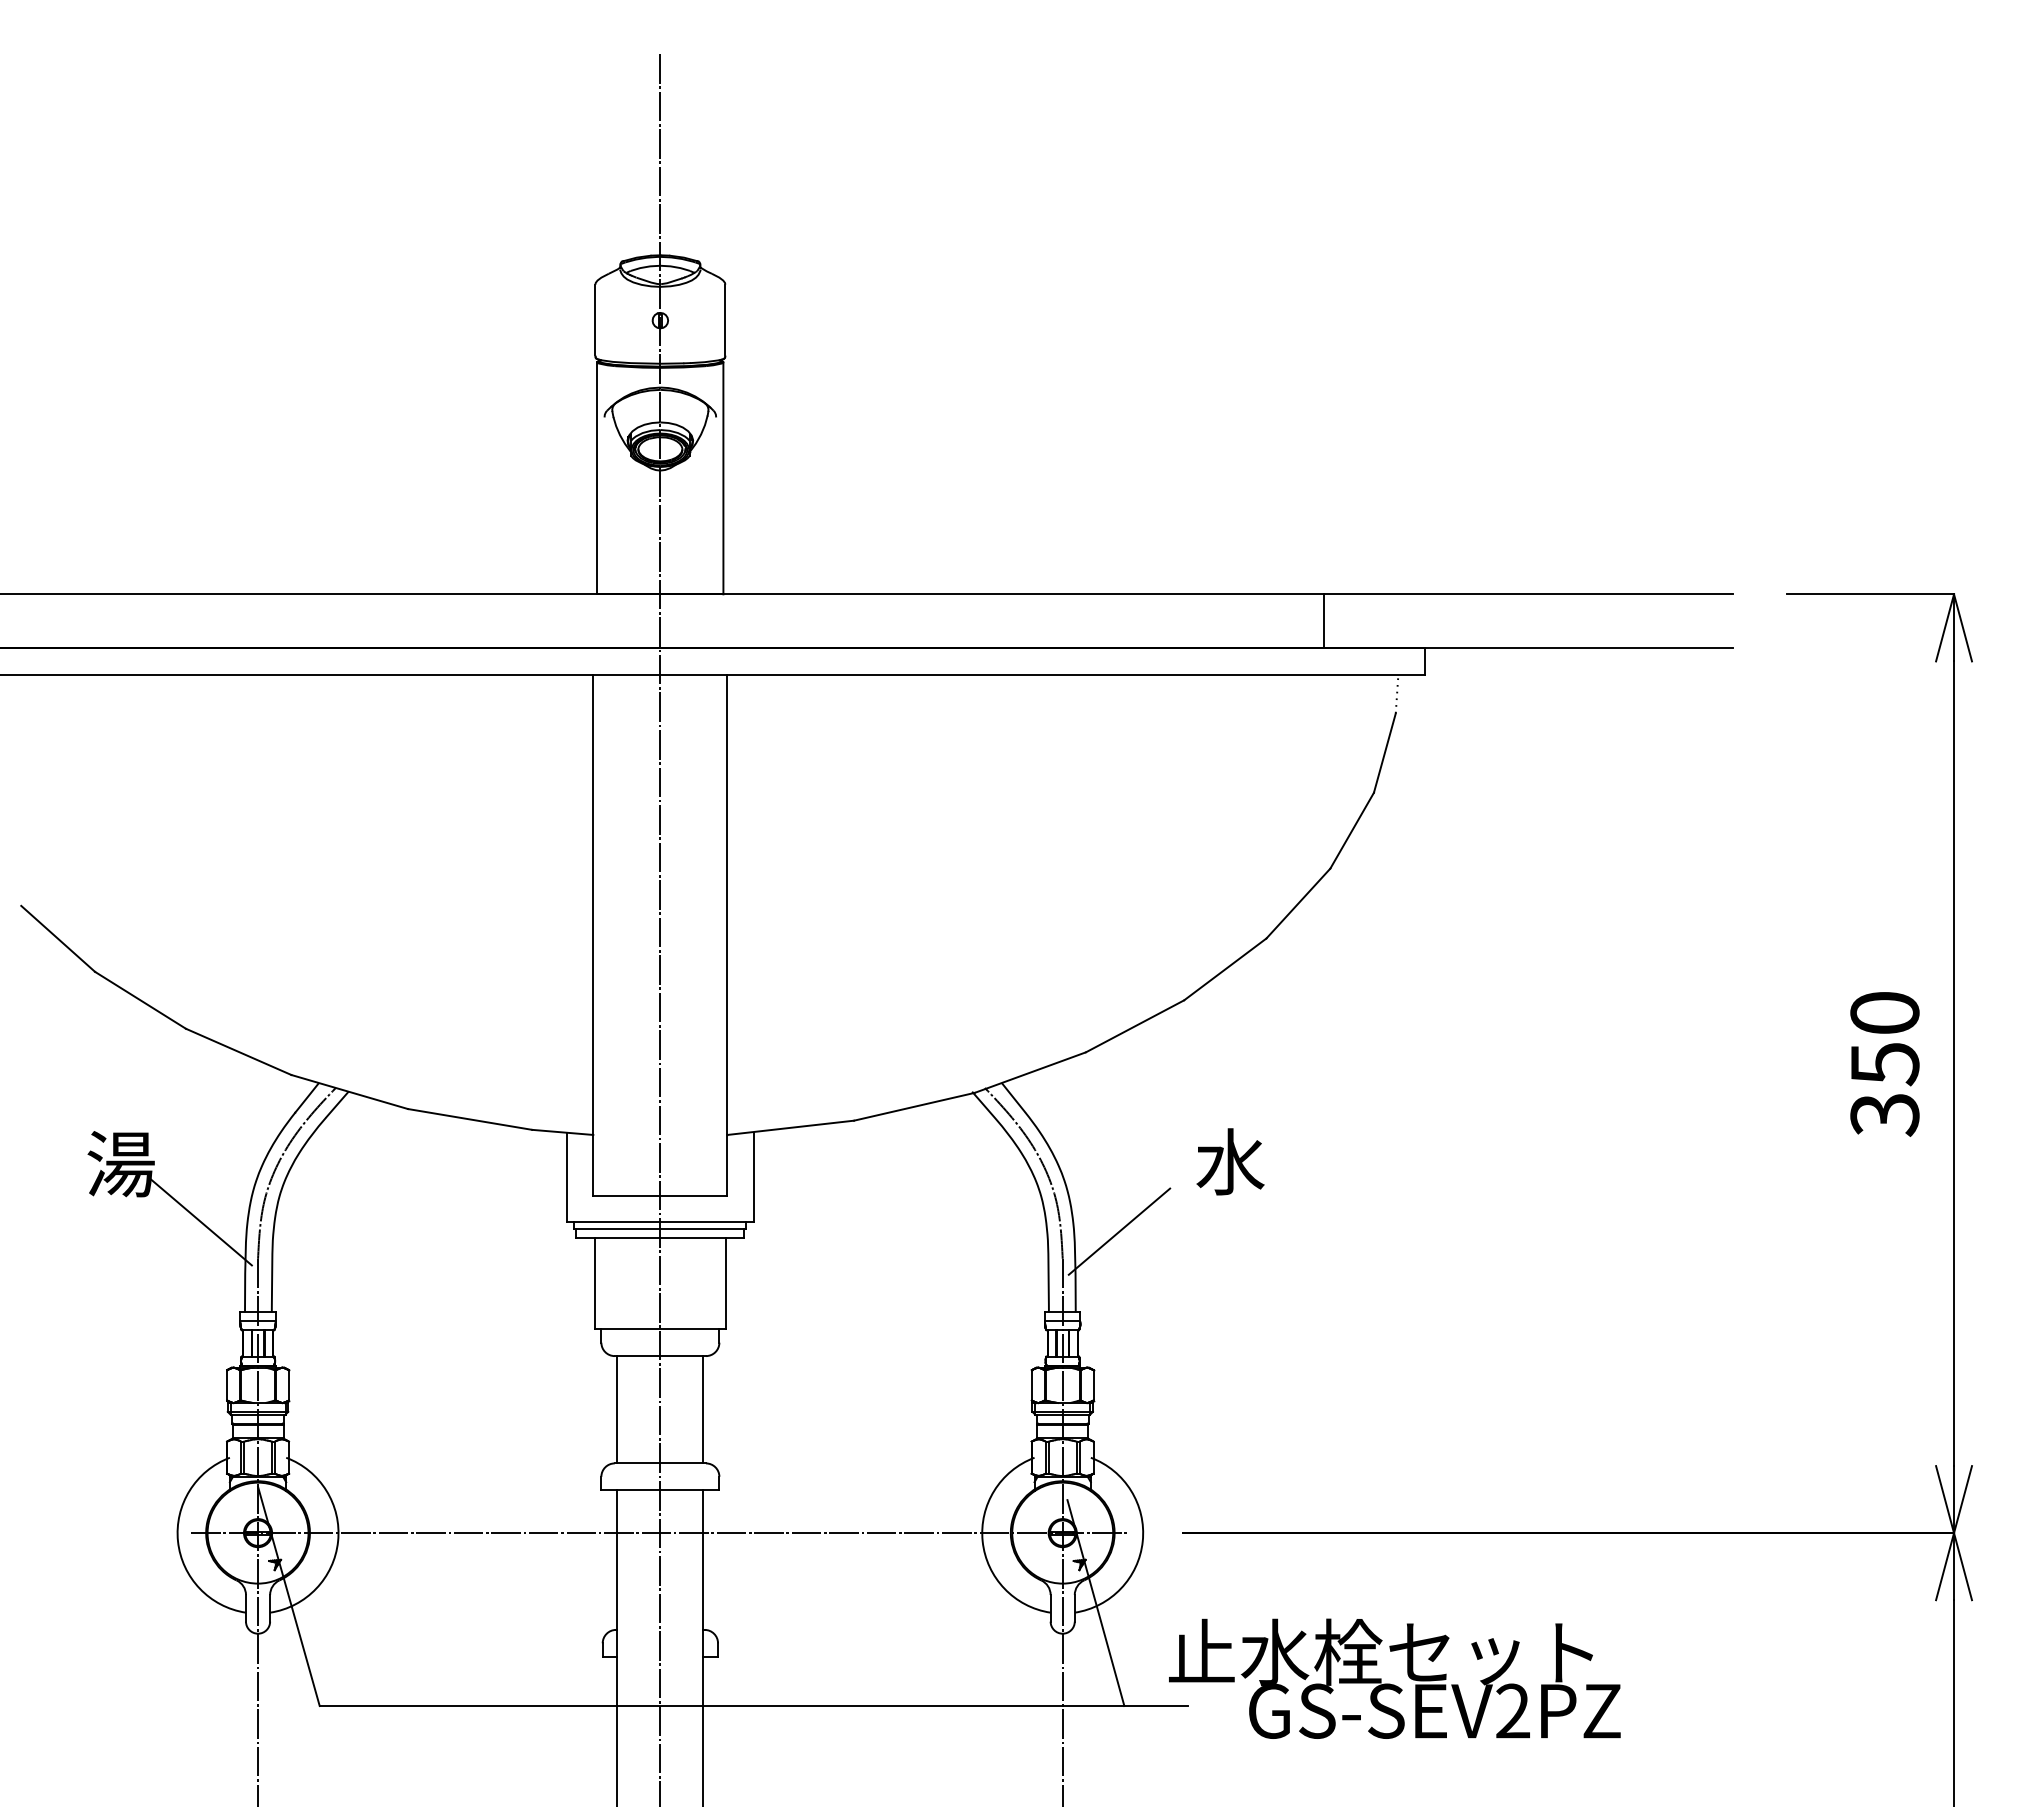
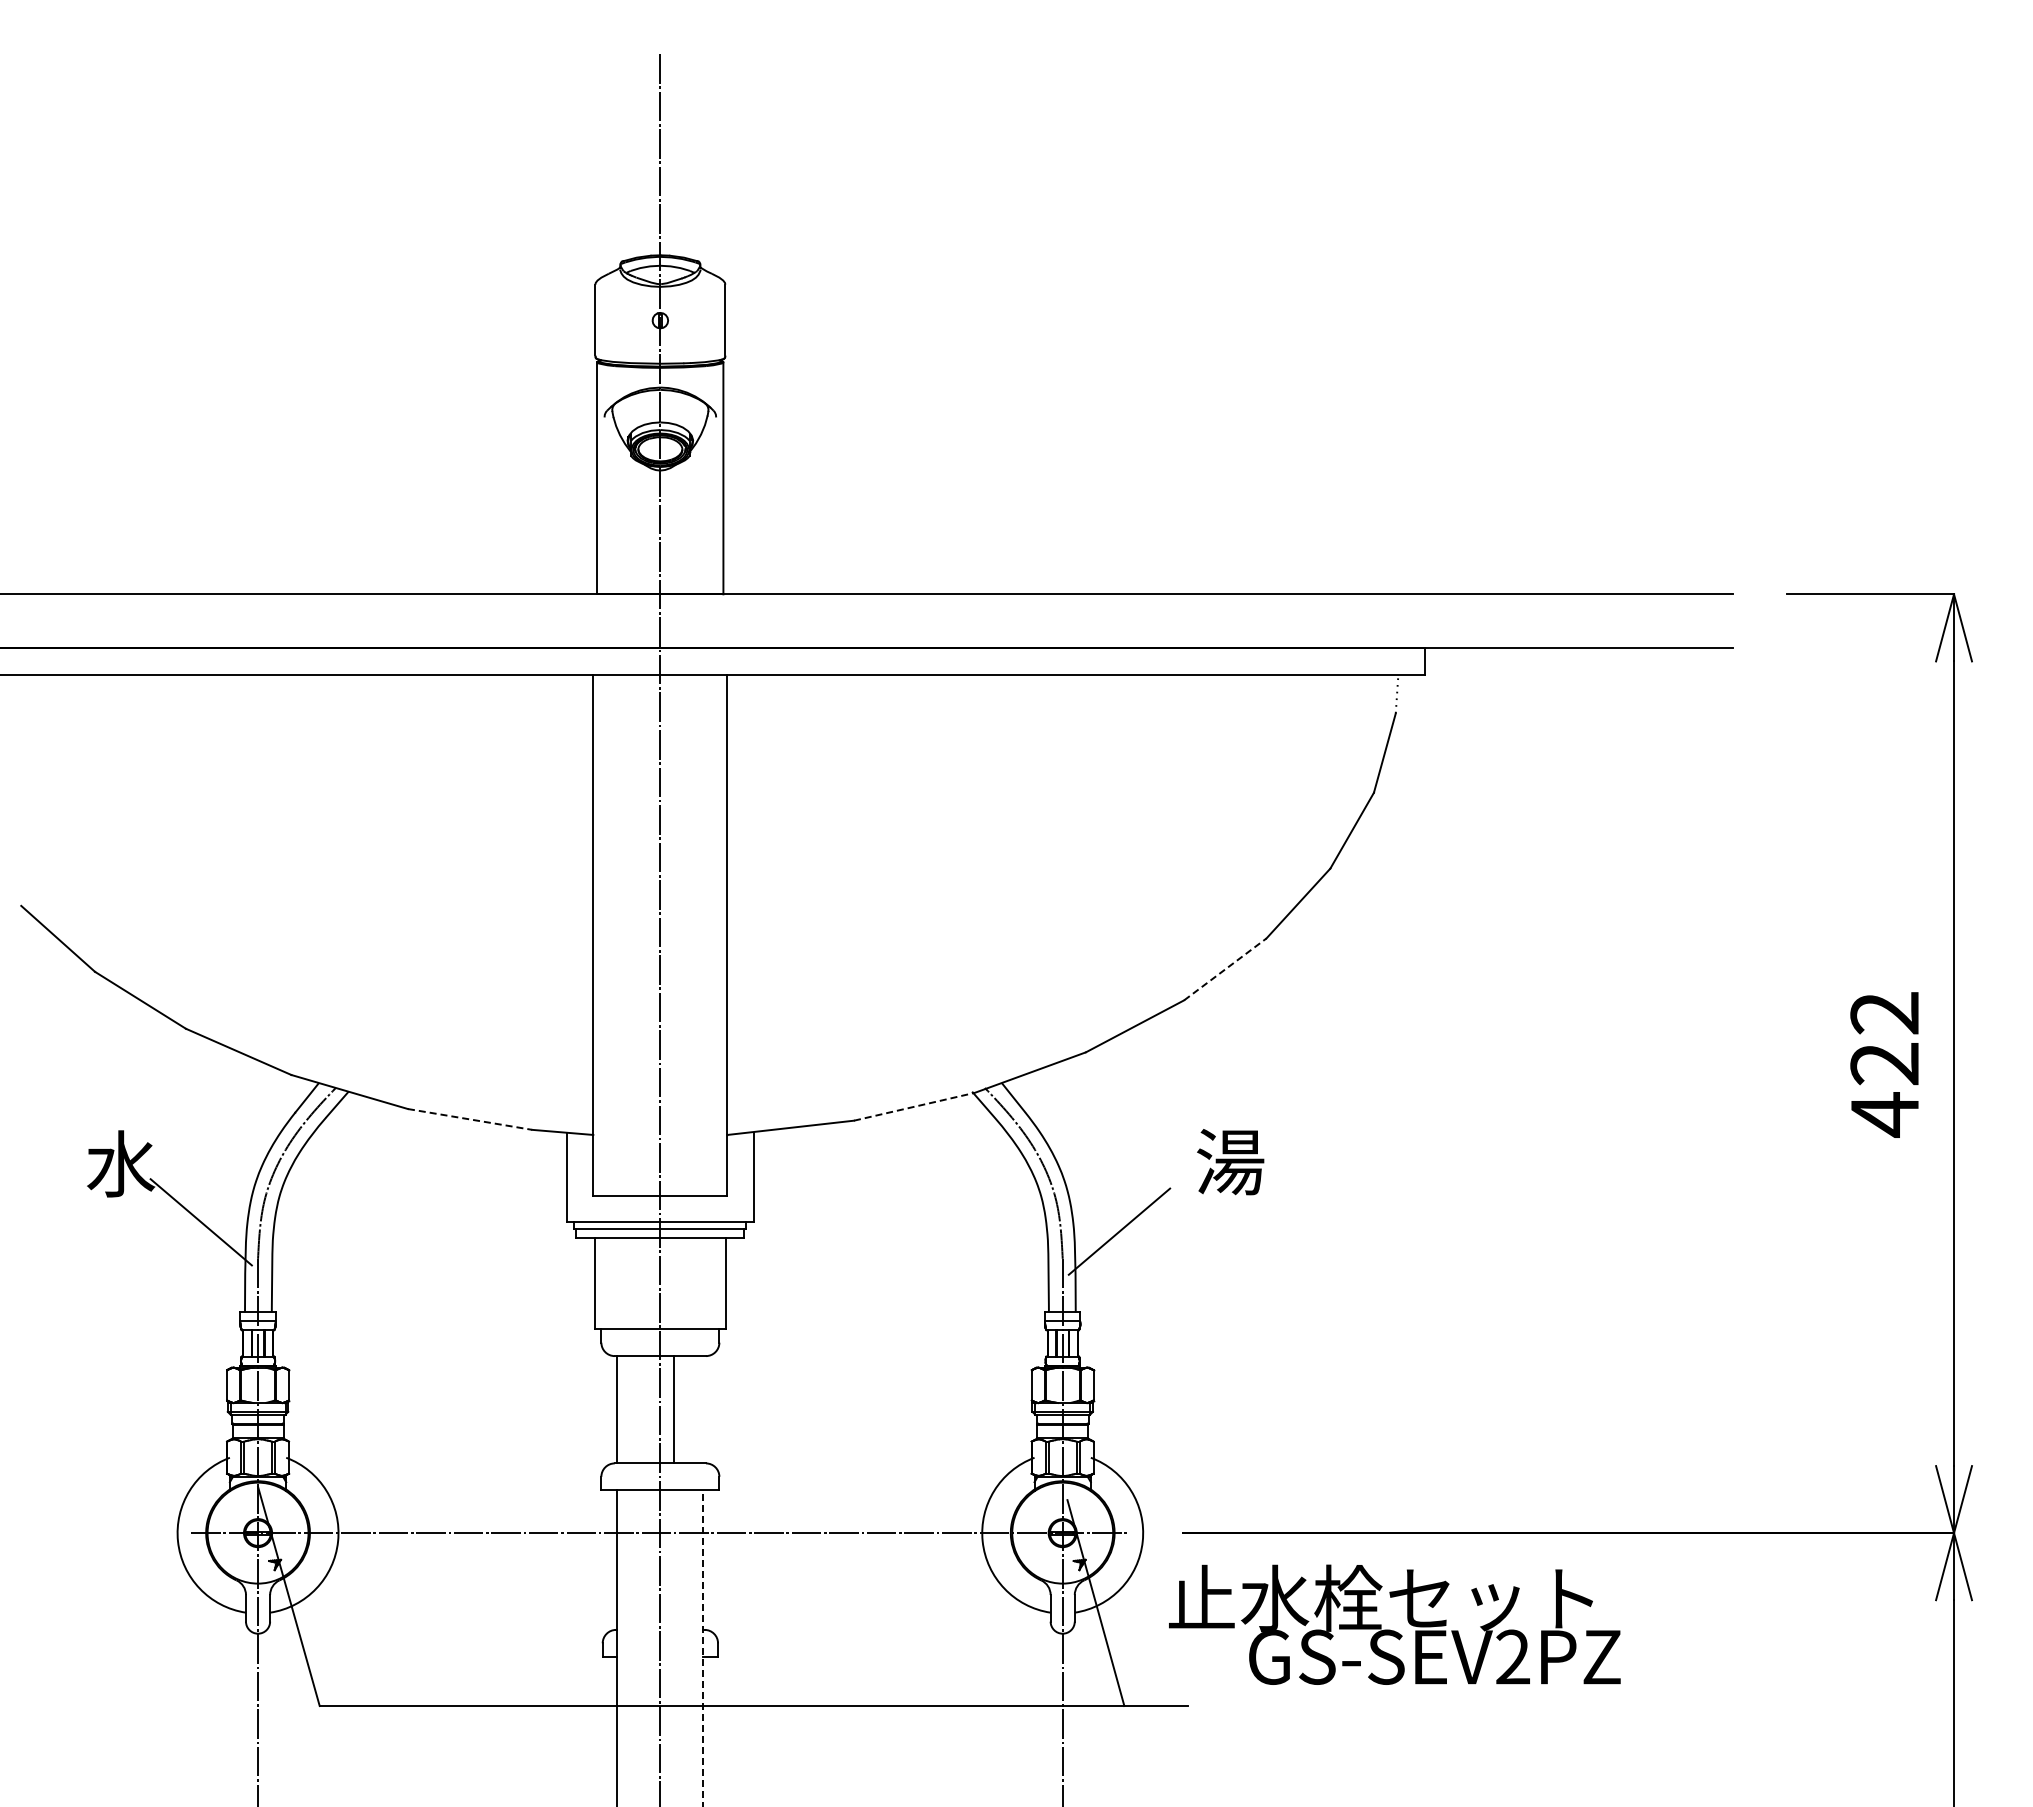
line: present -> none (1324, 621)
line: solid -> dashed (1225, 969)
text: 350 -> 422 (1884, 1064)
line: solid -> dashed (914, 1106)
line: solid -> dashed (470, 1119)
text: 水 -> 湯 (1230, 1161)
text: 湯 -> 水 (121, 1163)
line position: (703, 1409) -> (674, 1409) (674, 1409)
line: solid -> dashed (703, 1648)
text position: (1394, 1678) -> (1394, 1624) (1394, 1624)
